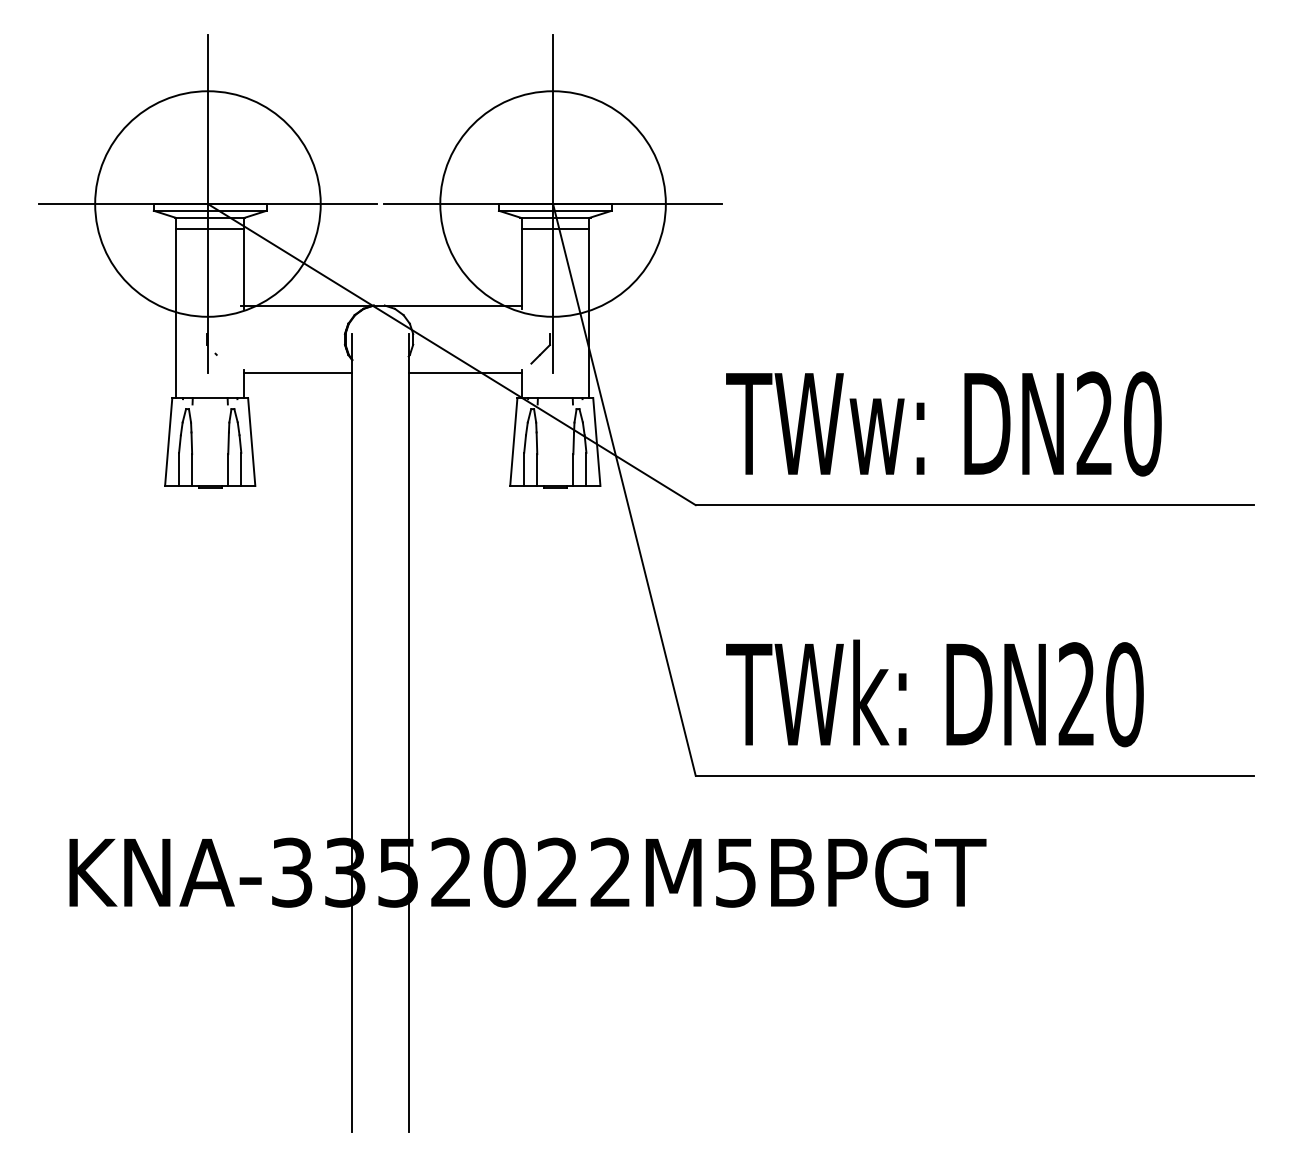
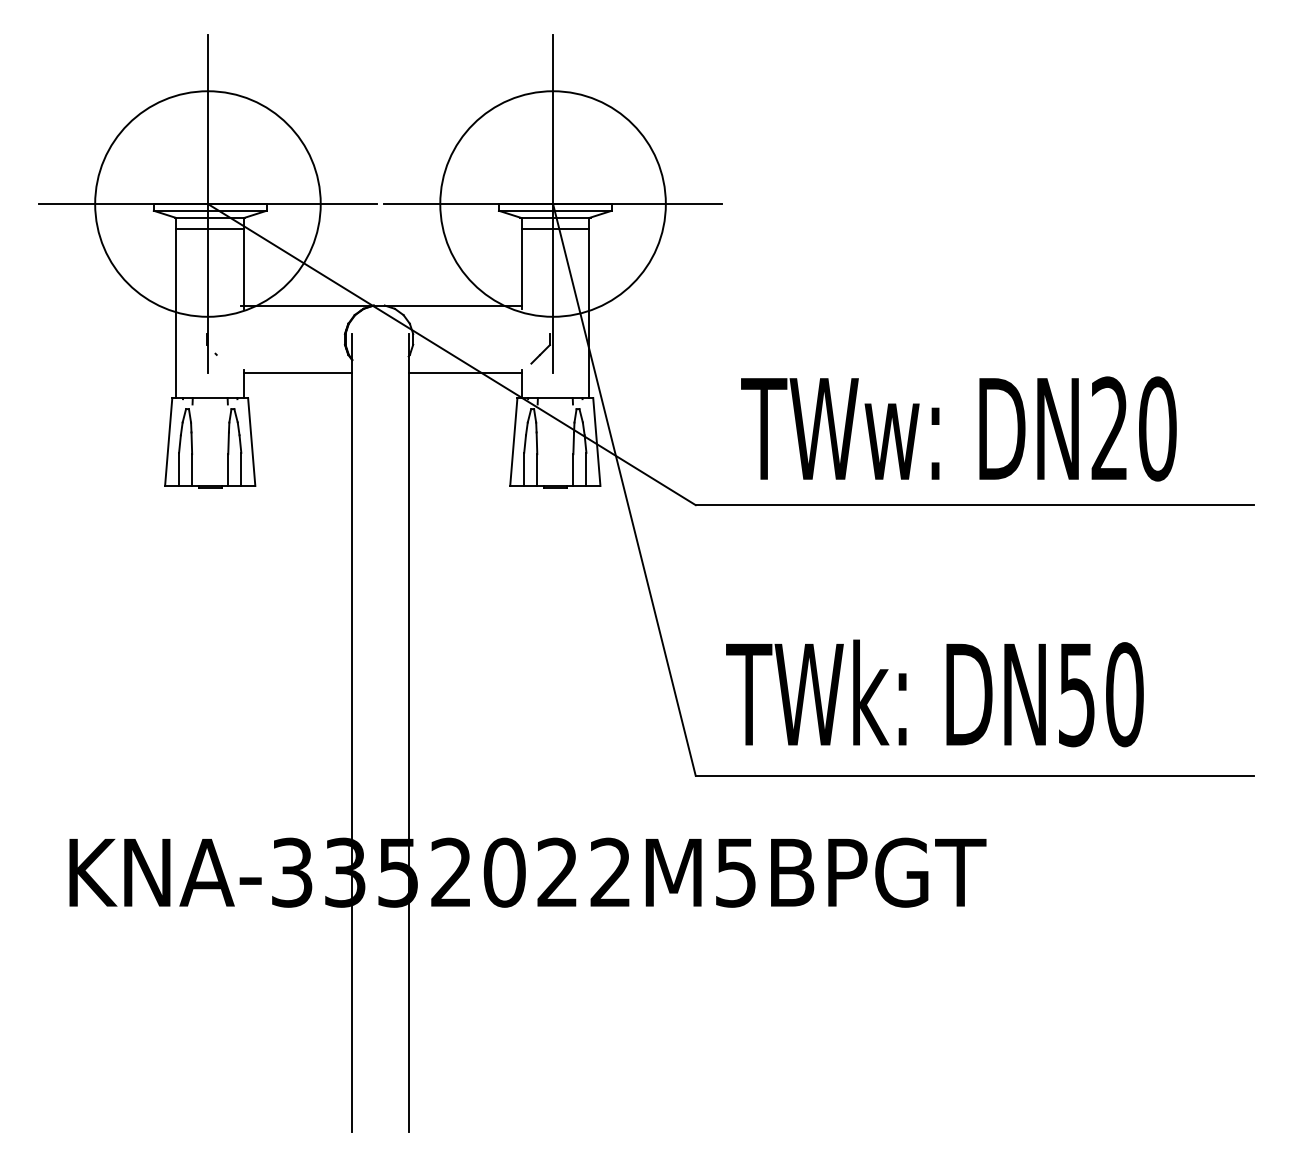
text position: (943, 423) -> (958, 428) (958, 428)
text: DN20 -> DN50 (1076, 694)
